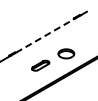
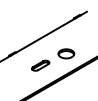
line: dashed -> solid (46, 35)
